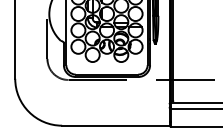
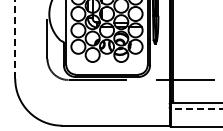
line: solid -> dashed (15, 39)
line: solid -> dashed (196, 108)
